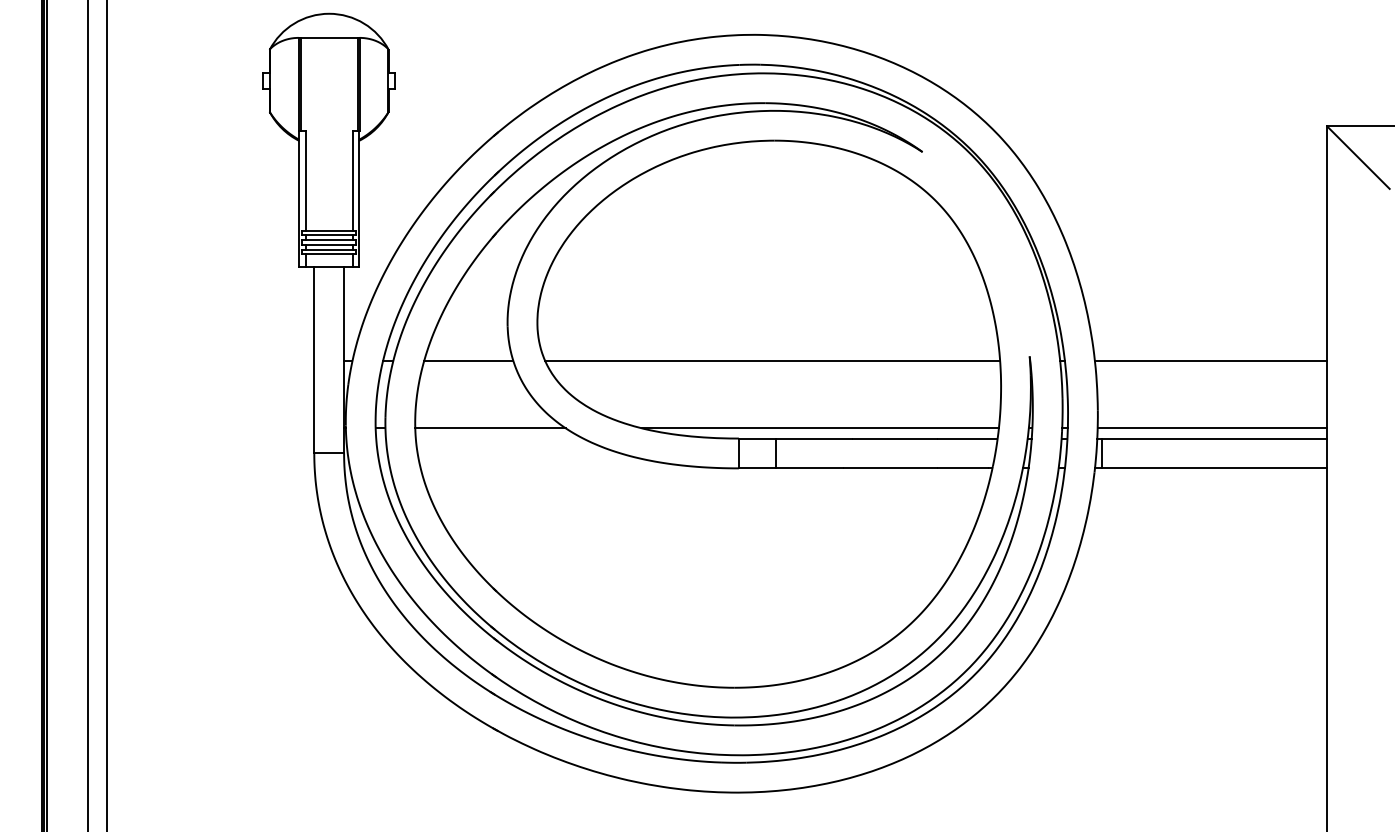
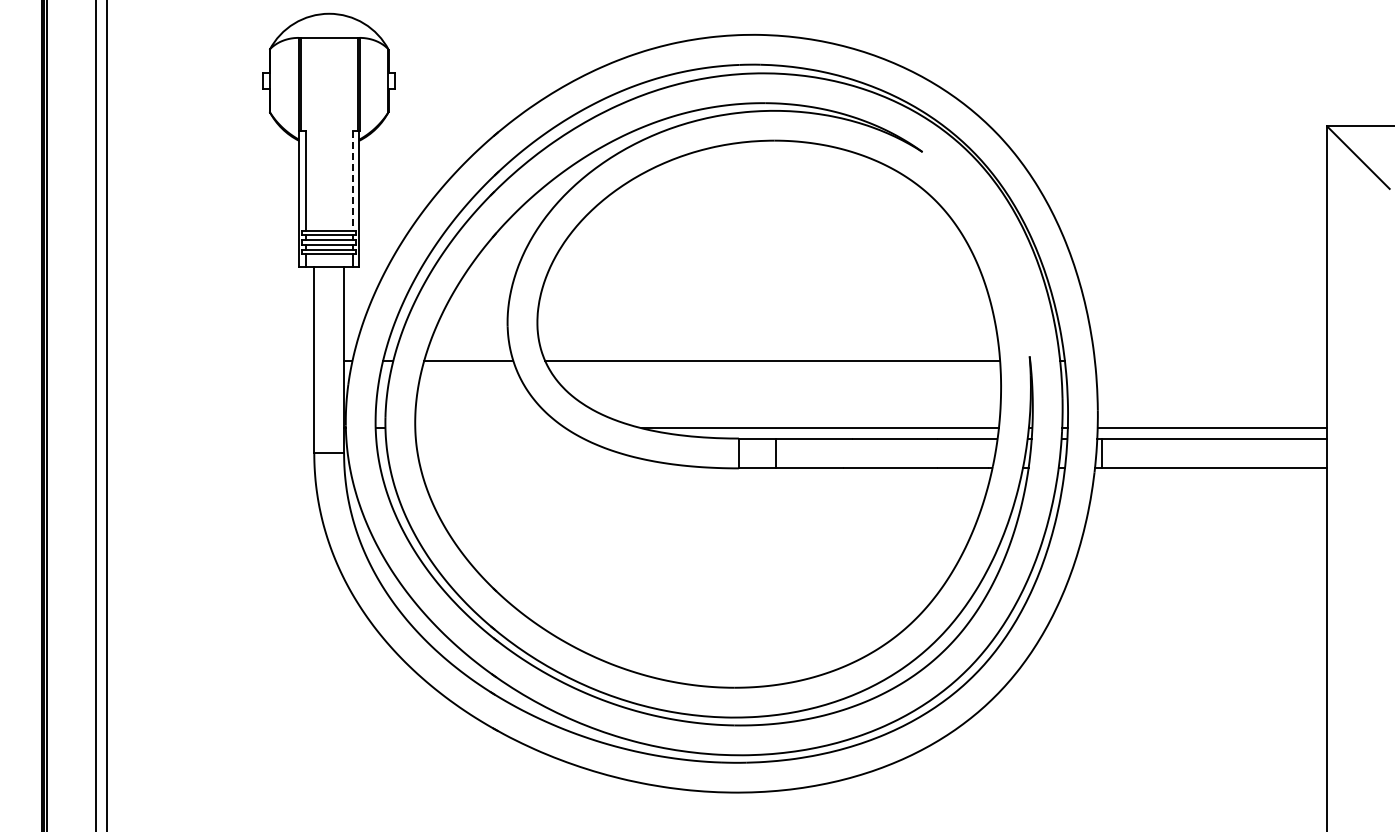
line: solid -> dashed (352, 181)
line: present -> none (1210, 361)
line position: (88, 415) -> (96, 415) (96, 415)
line: present -> none (490, 428)
